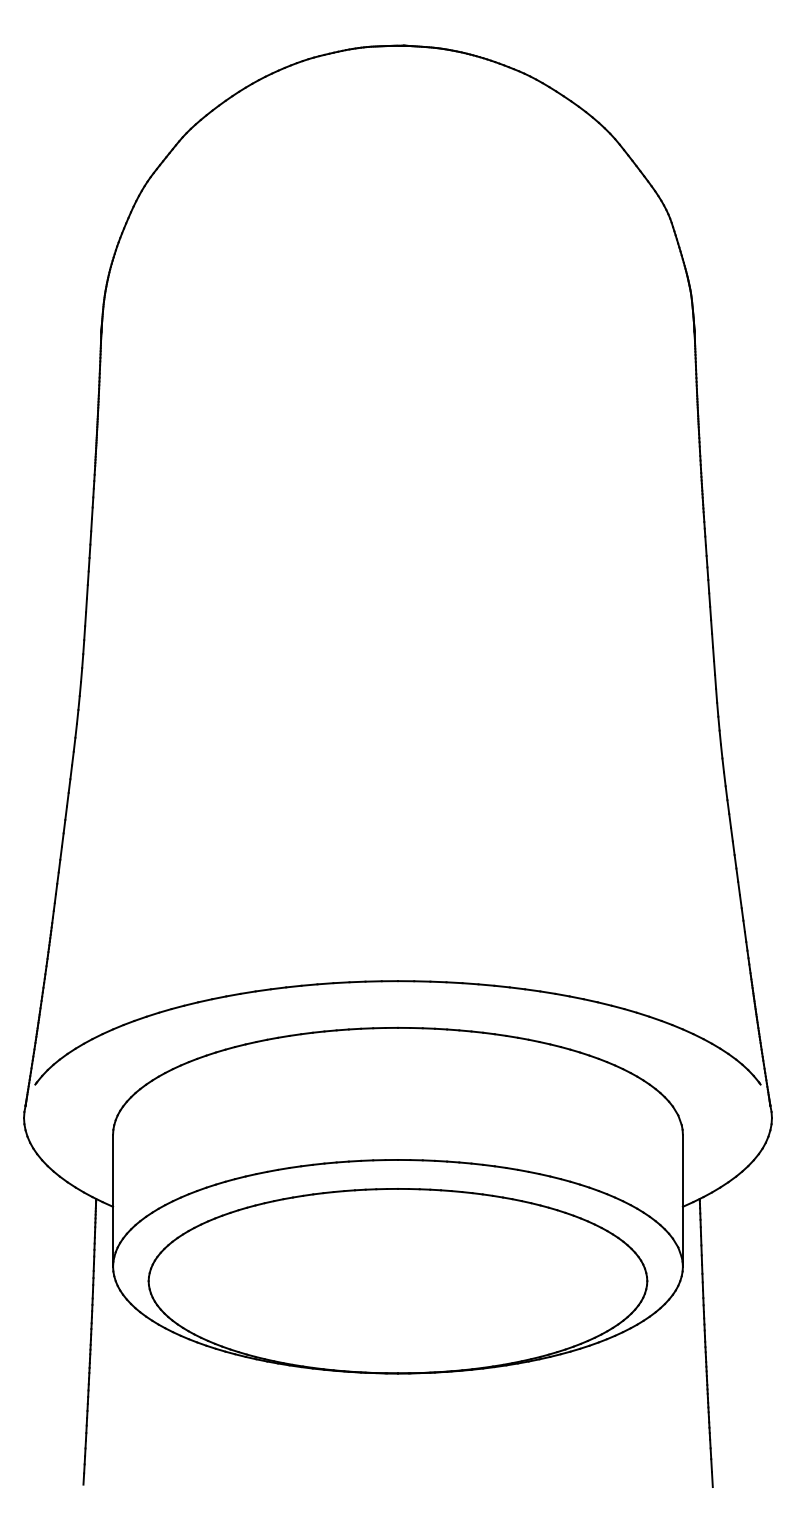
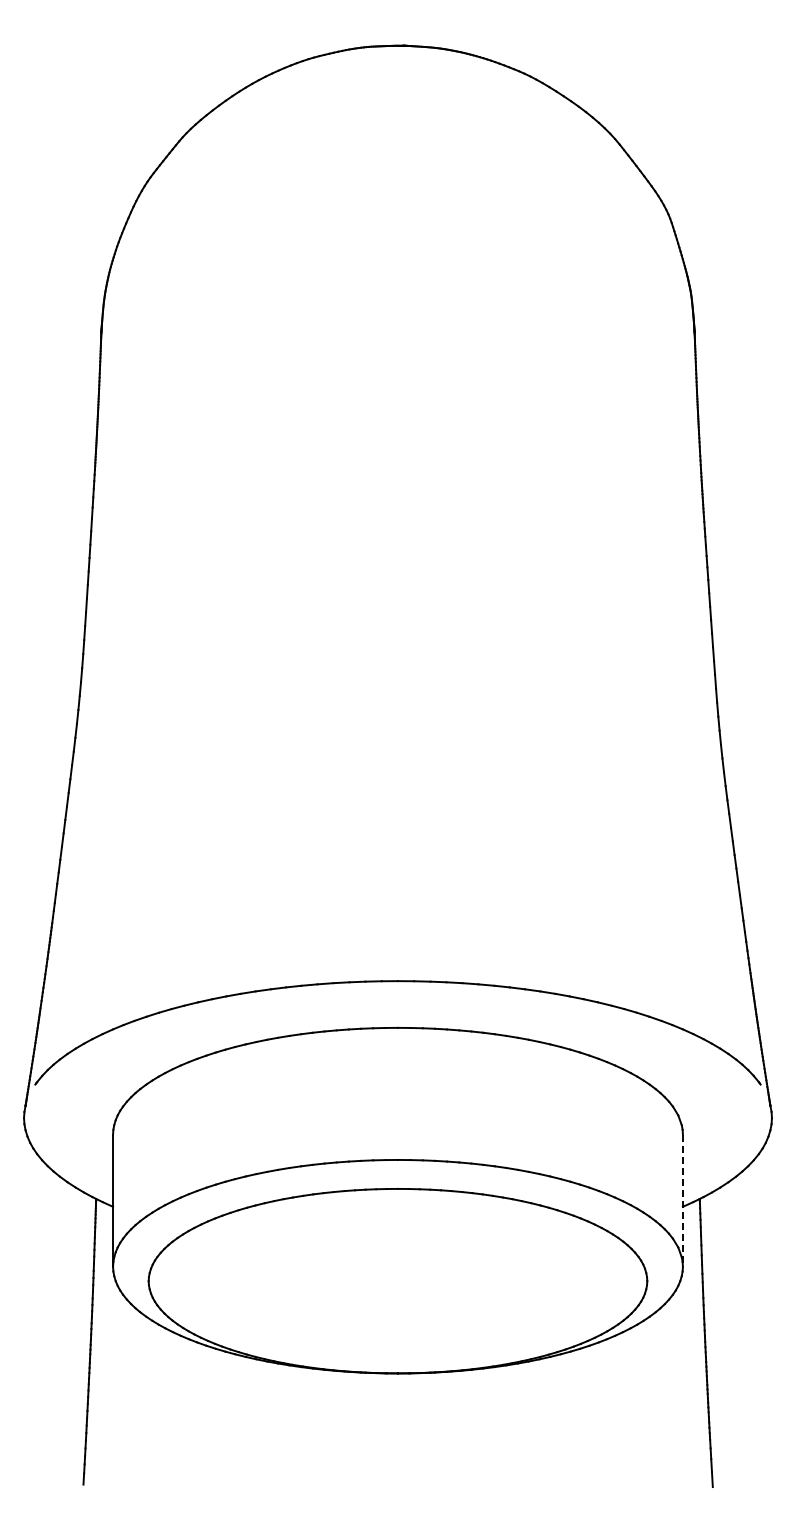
line: solid -> dashed (682, 1201)
